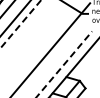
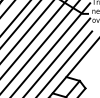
line: dashed -> solid (21, 23)
line: none -> present (27, 31)
line: none -> present (33, 39)
line: none -> present (39, 47)
line: none -> present (58, 56)
line: dashed -> solid (64, 64)
